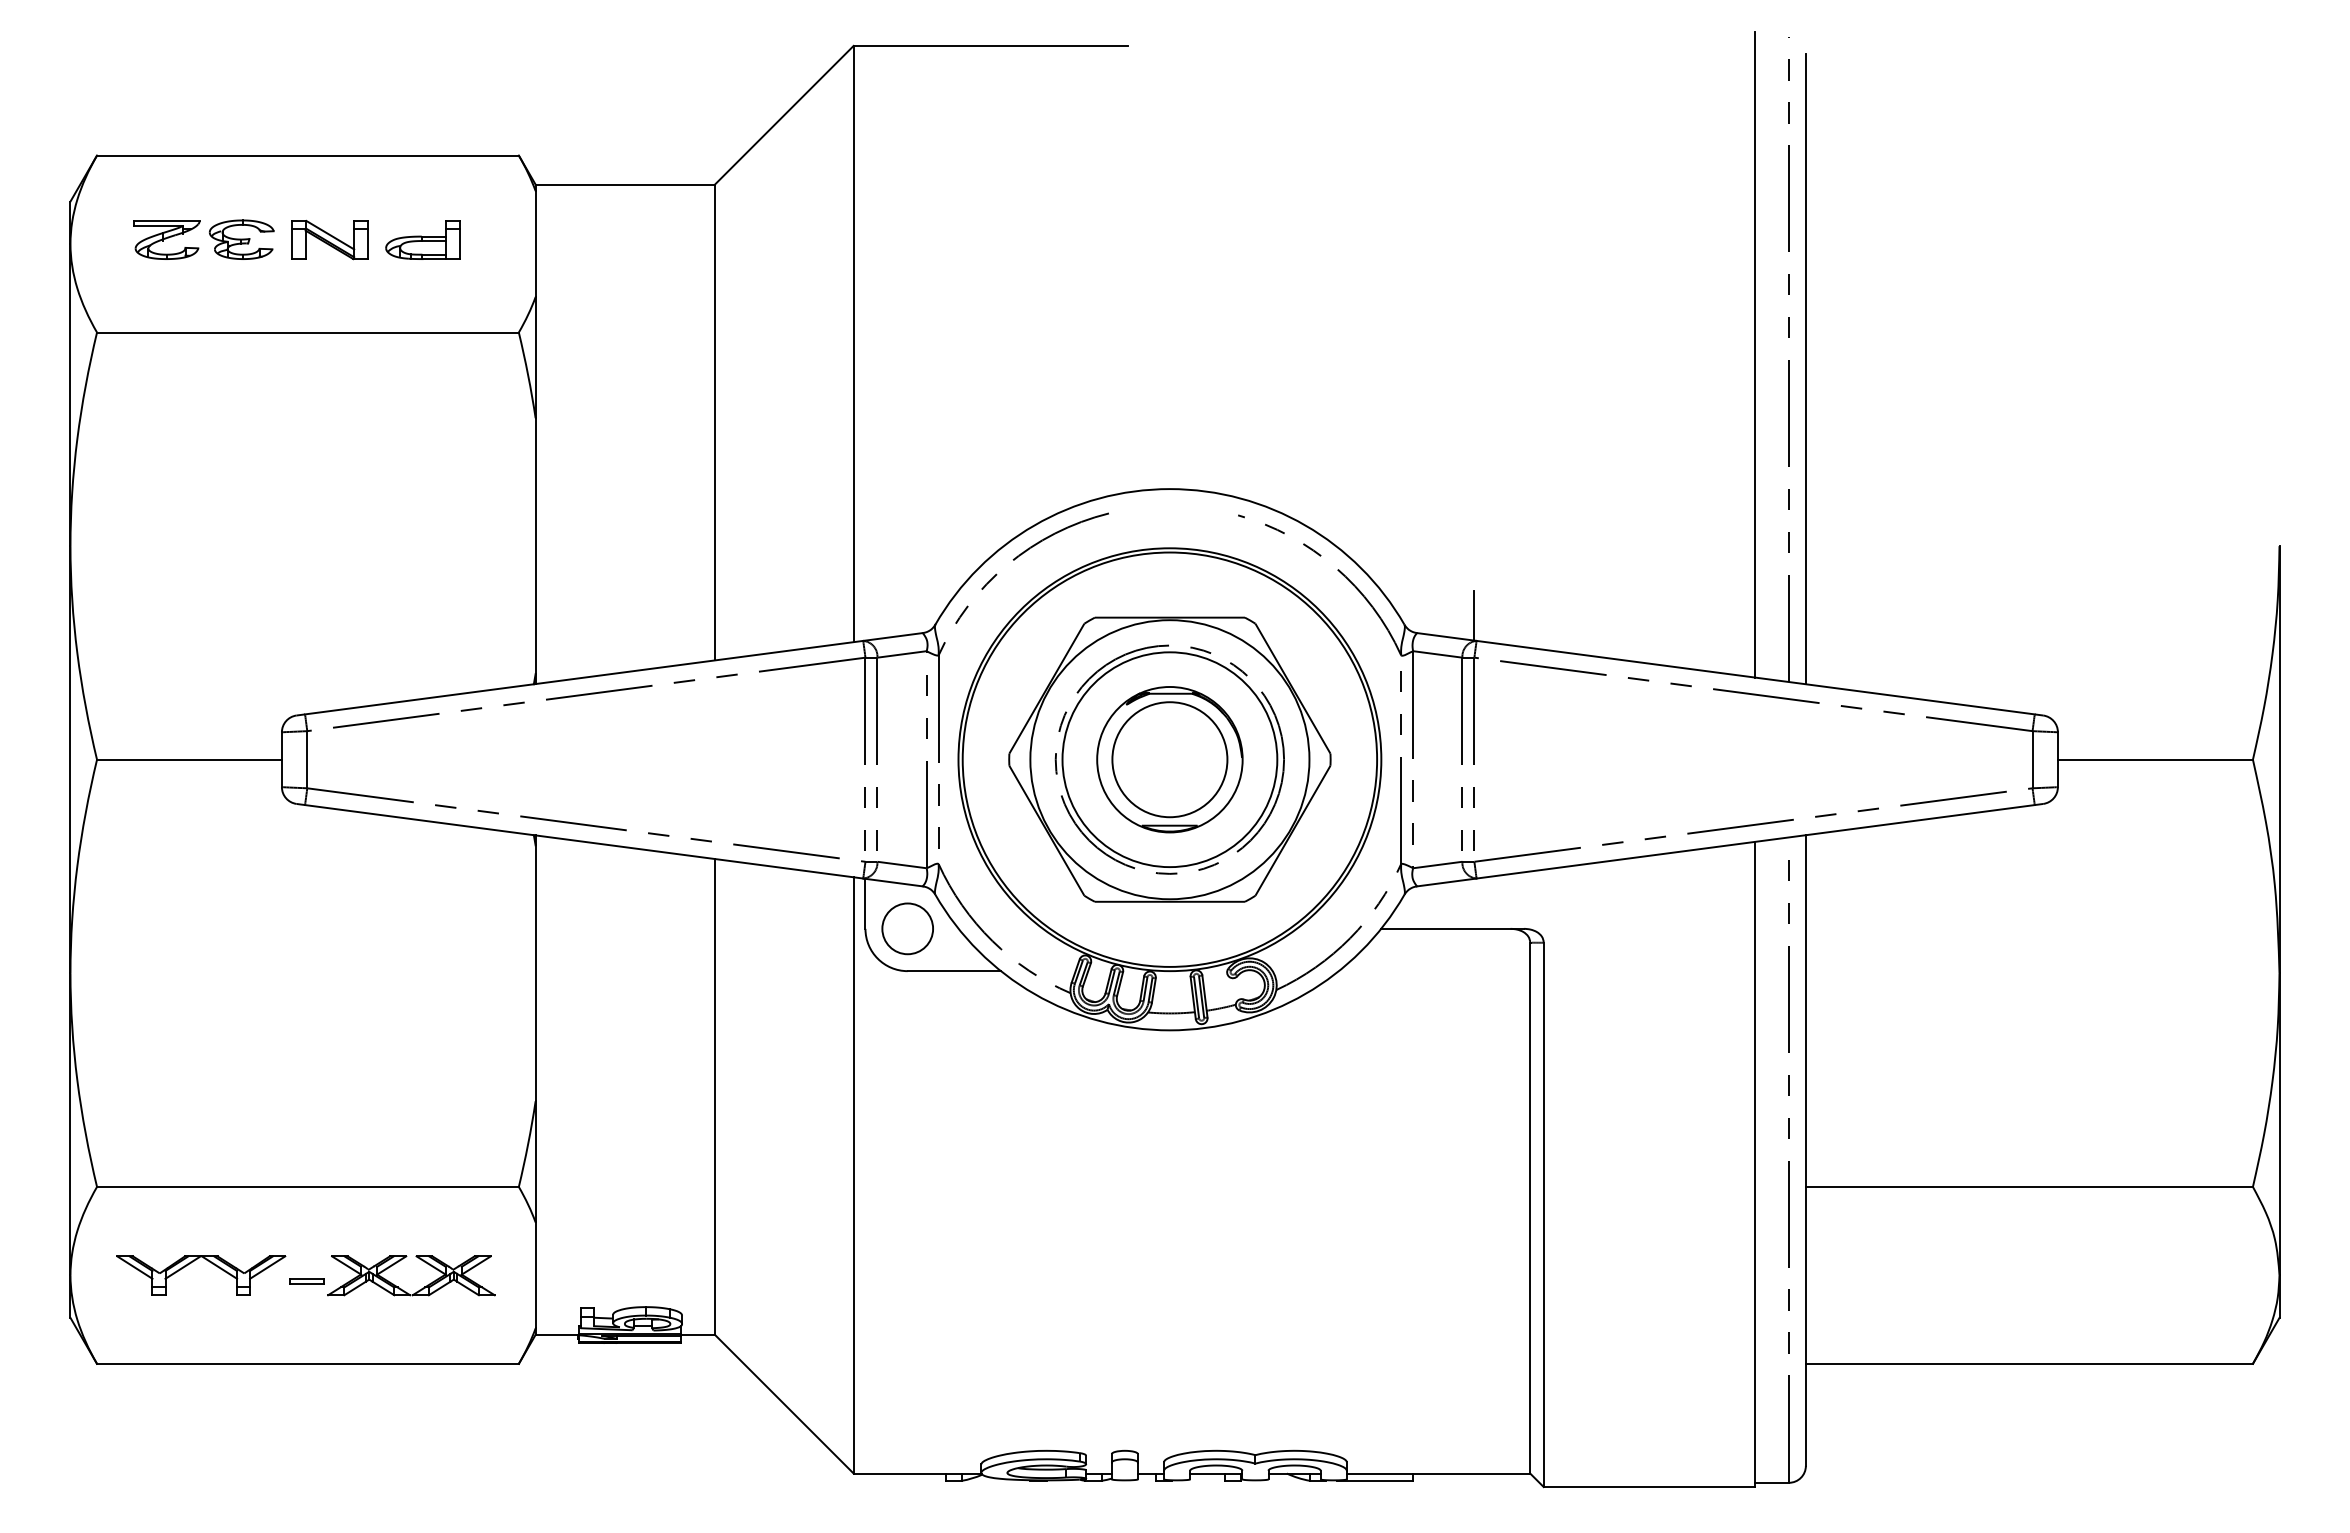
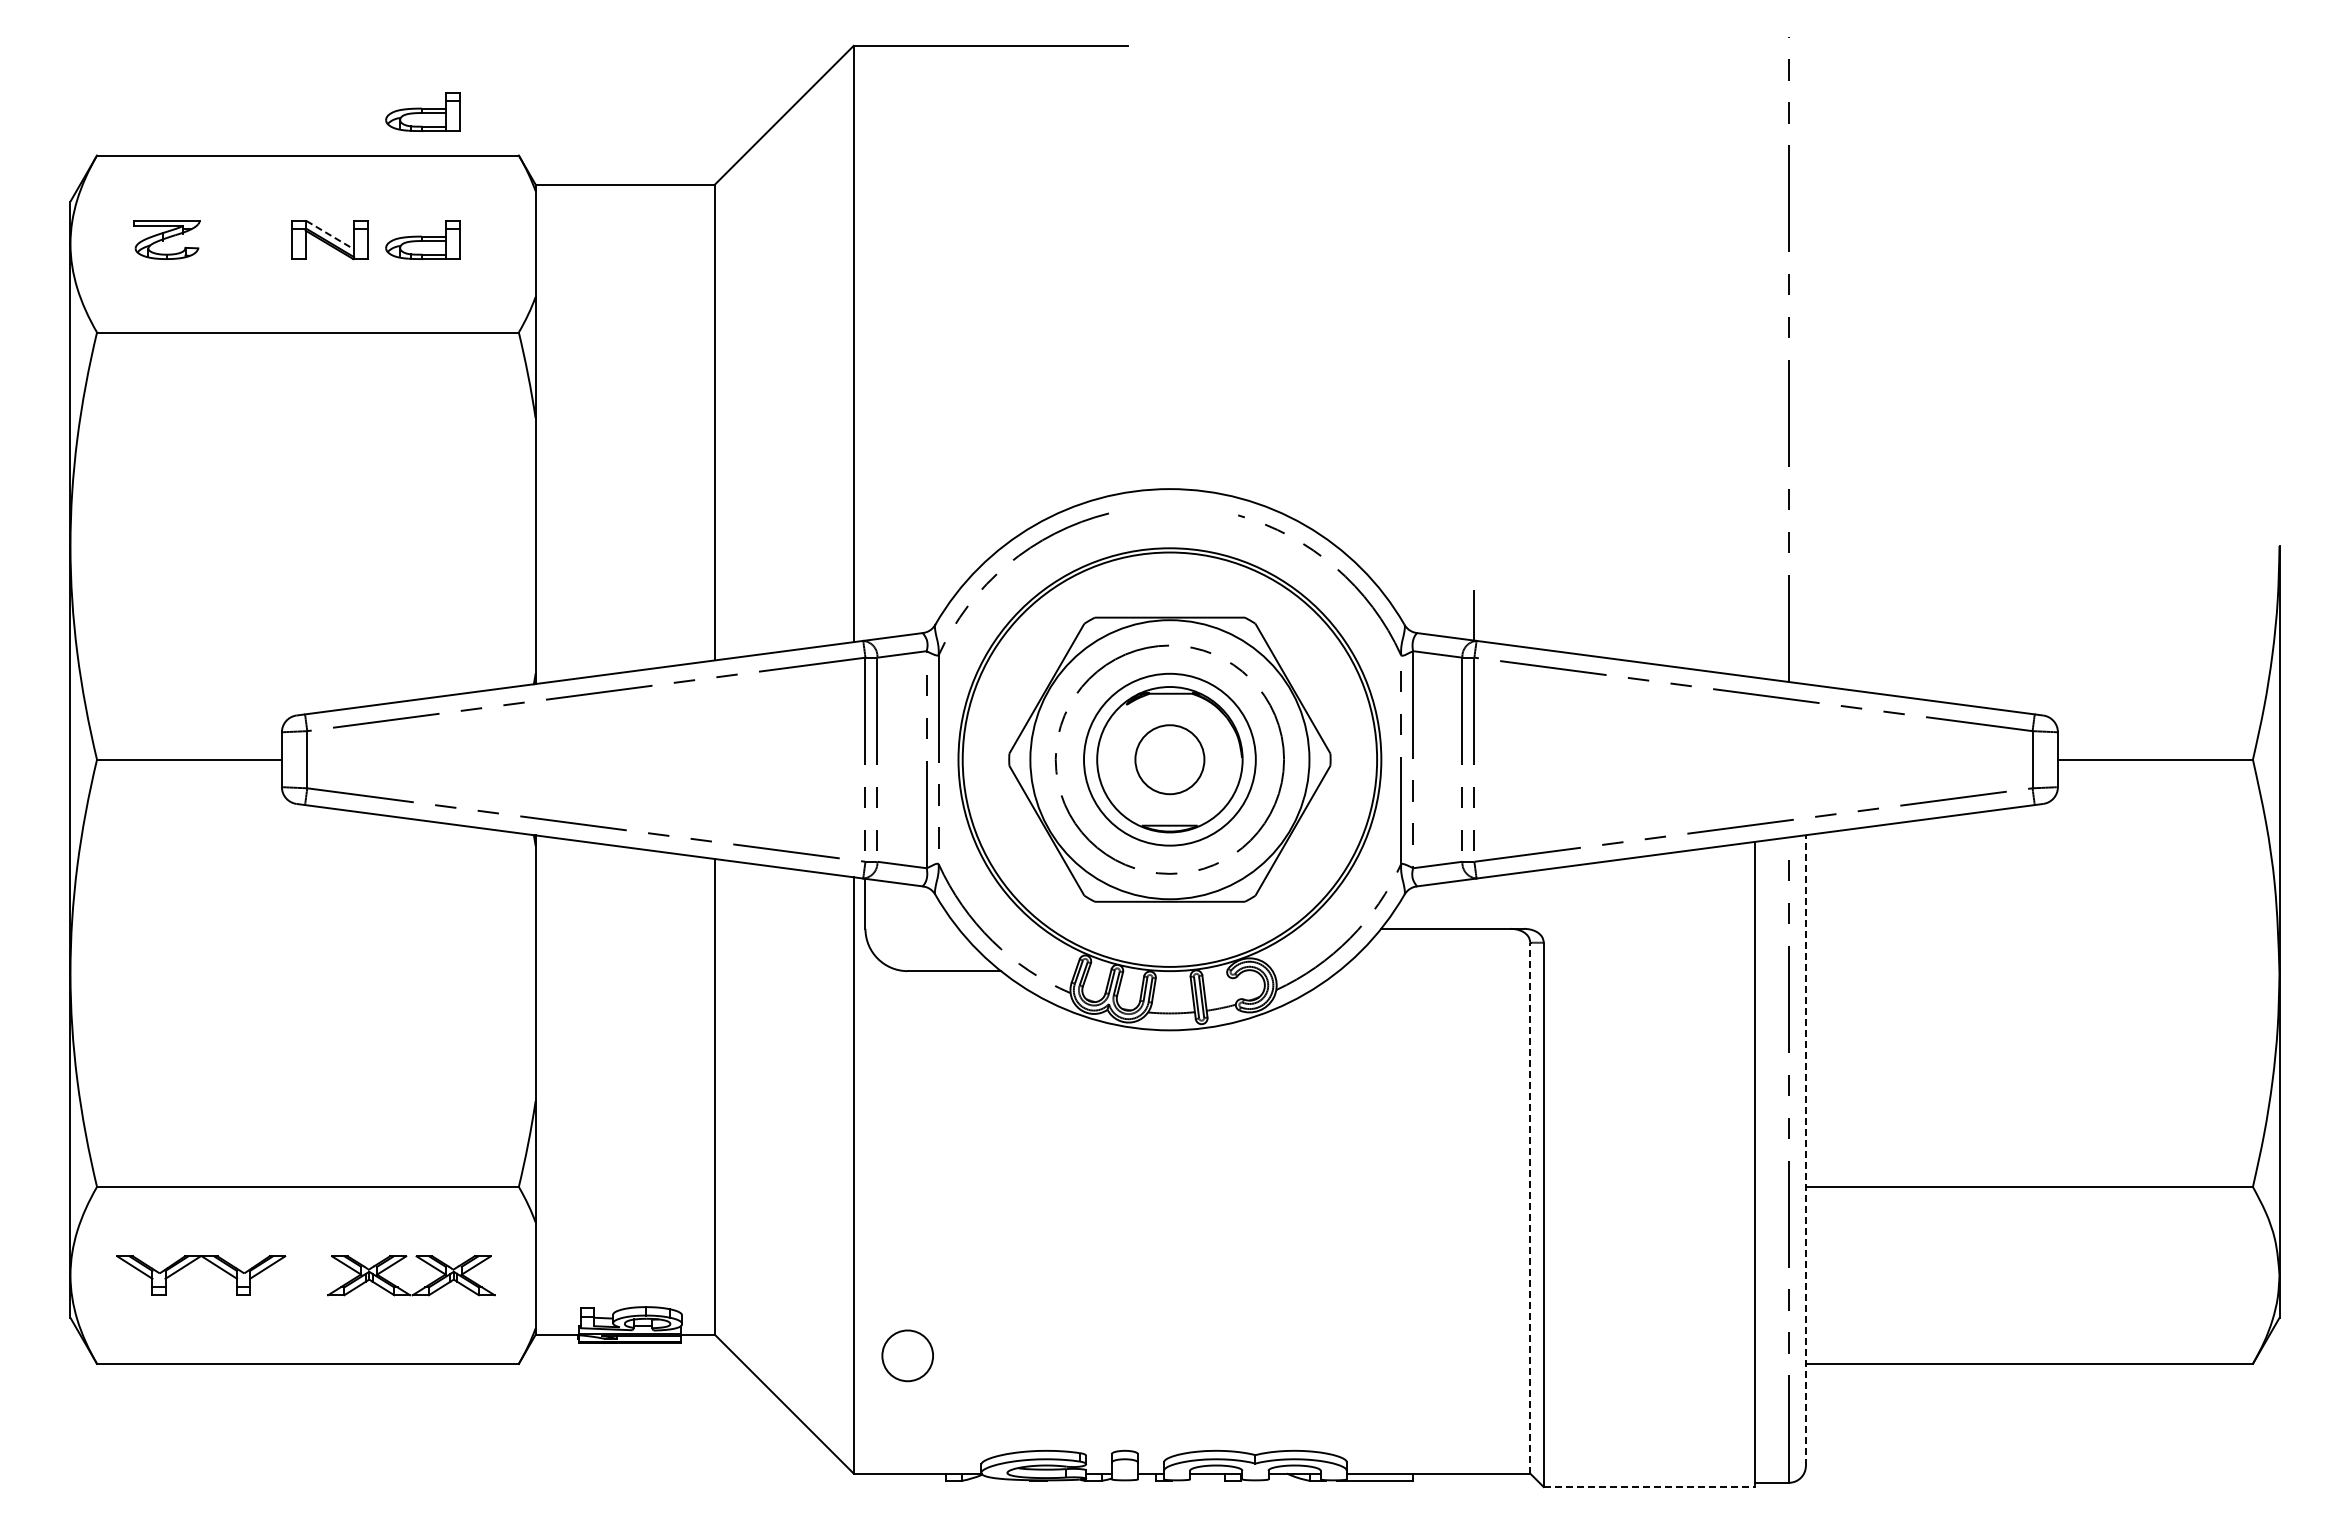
part: none -> present (422, 111)
line: solid -> dashed (330, 235)
part: present -> none (241, 239)
line: present -> none (1755, 354)
line: present -> none (1805, 368)
circle diameter: 115 px -> 69 px (1169, 759)
circle diameter: 215 px -> 172 px (1169, 759)
circle position: (907, 928) -> (907, 1355) (907, 1355)
line: solid -> dashed (1805, 1150)
line: solid -> dashed (1530, 1207)
part: present -> none (306, 1281)
line: solid -> dashed (1649, 1487)
